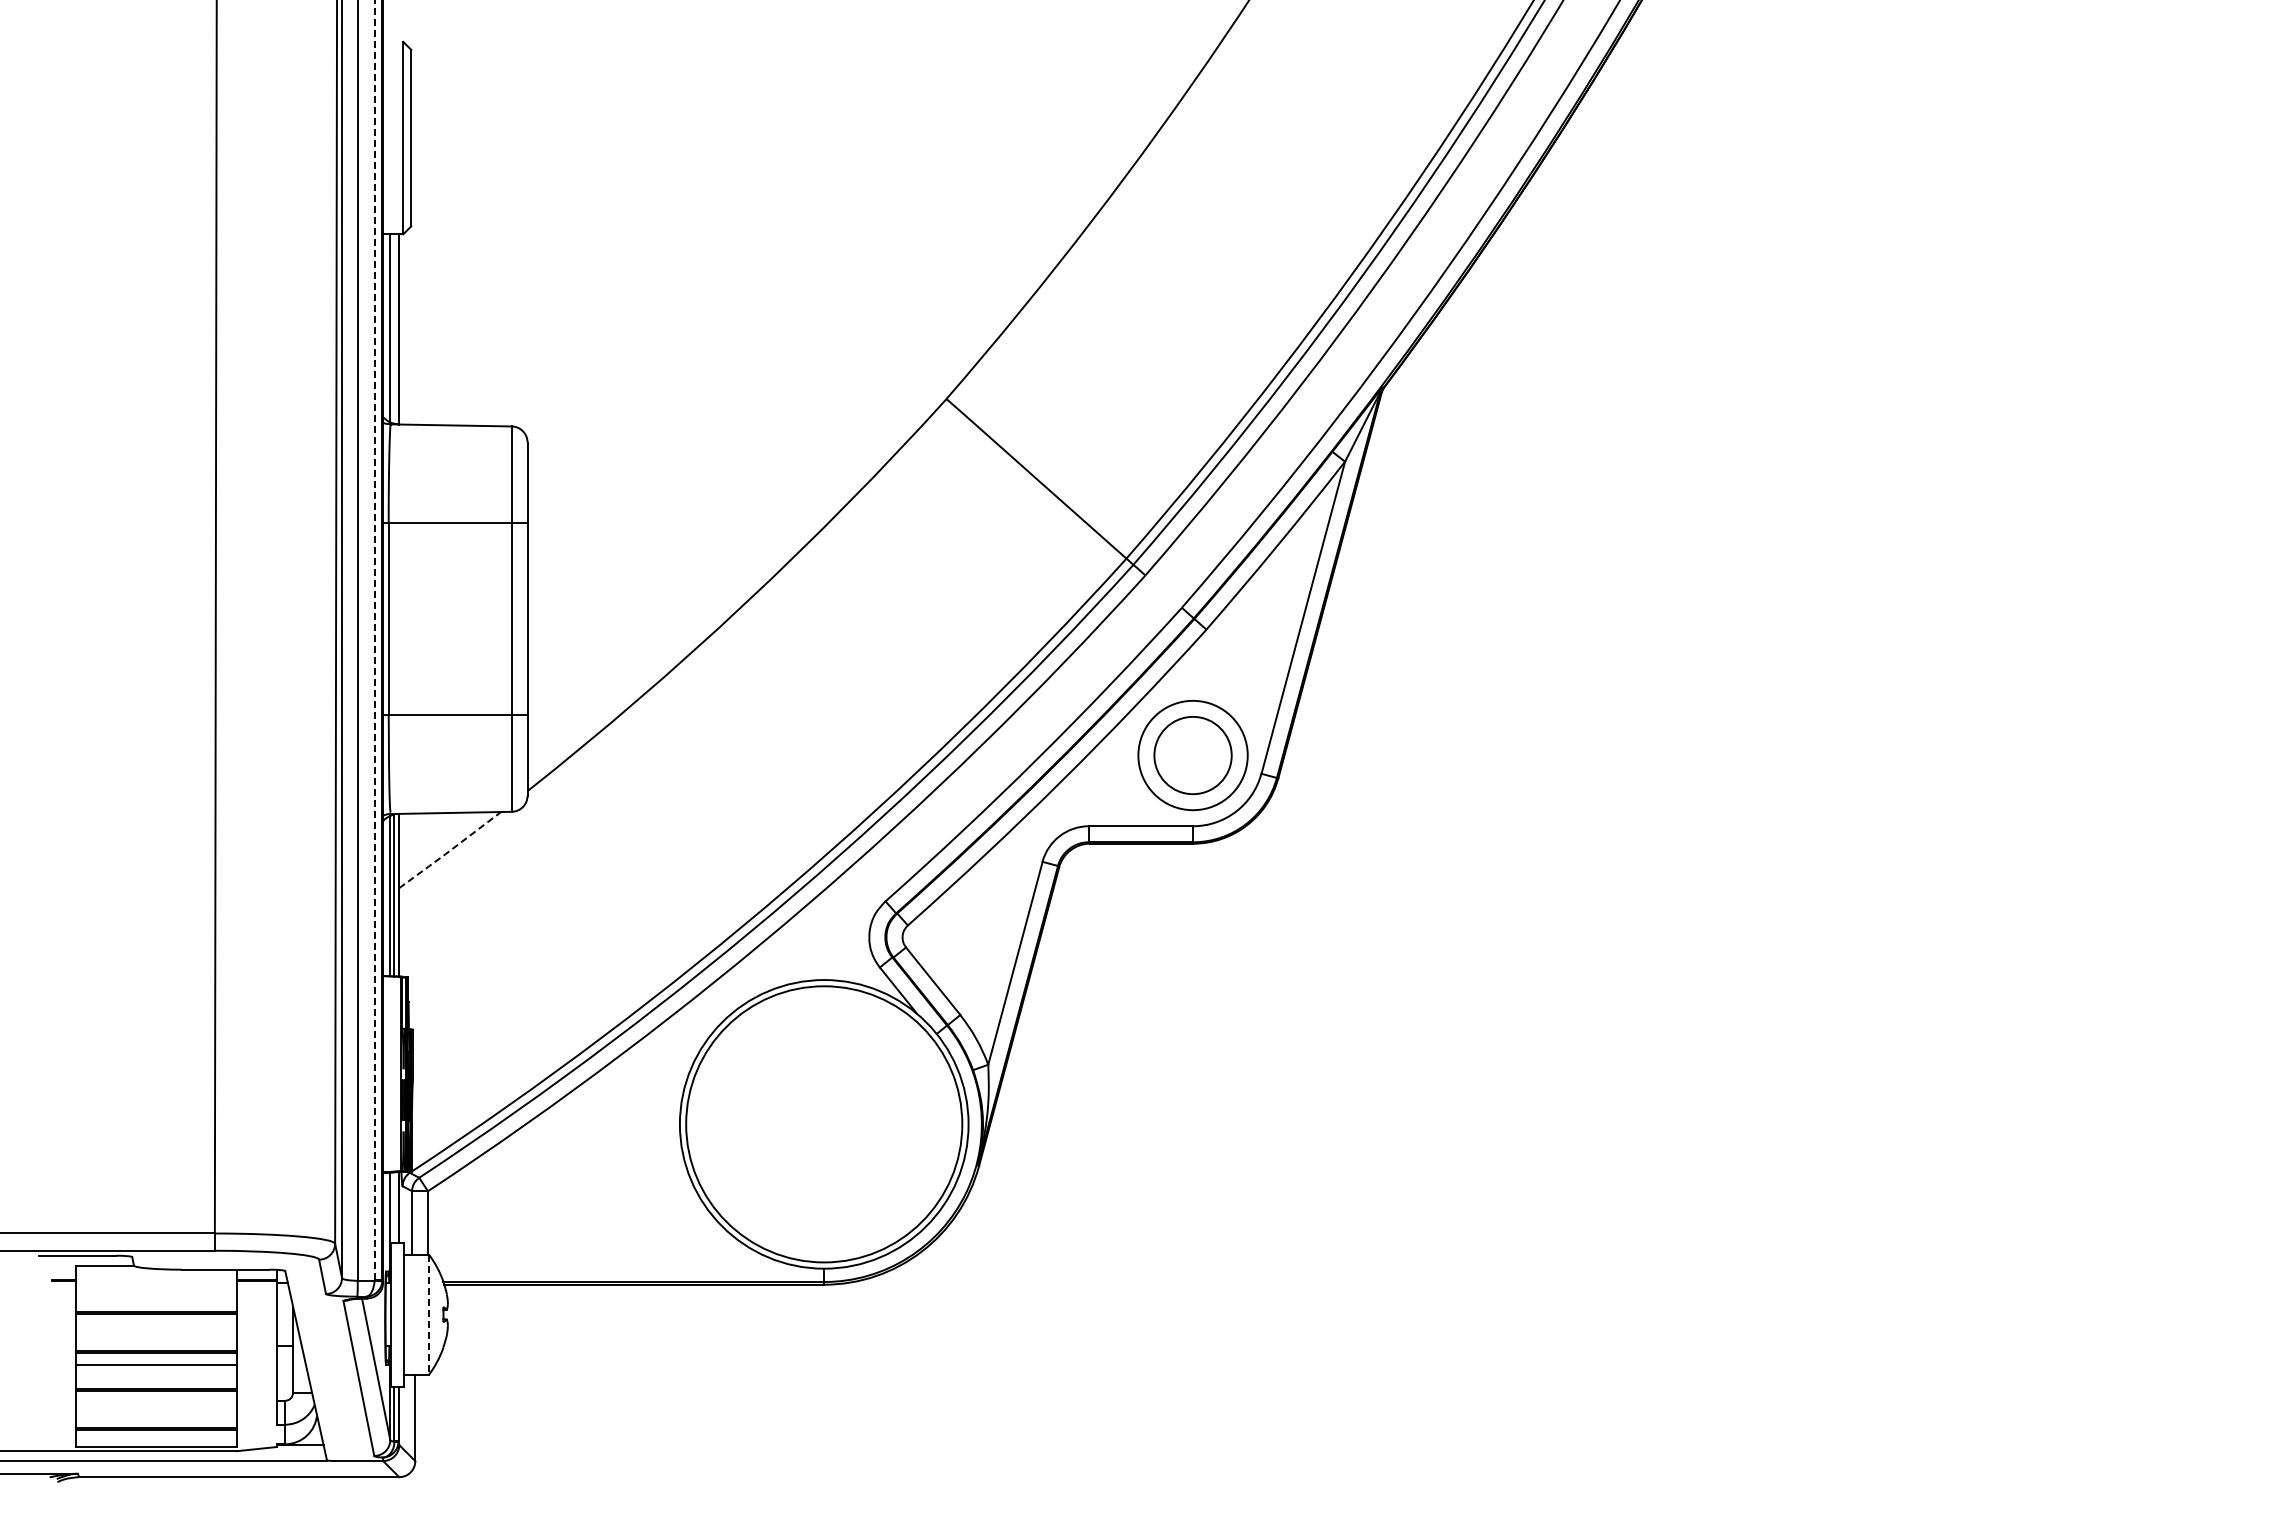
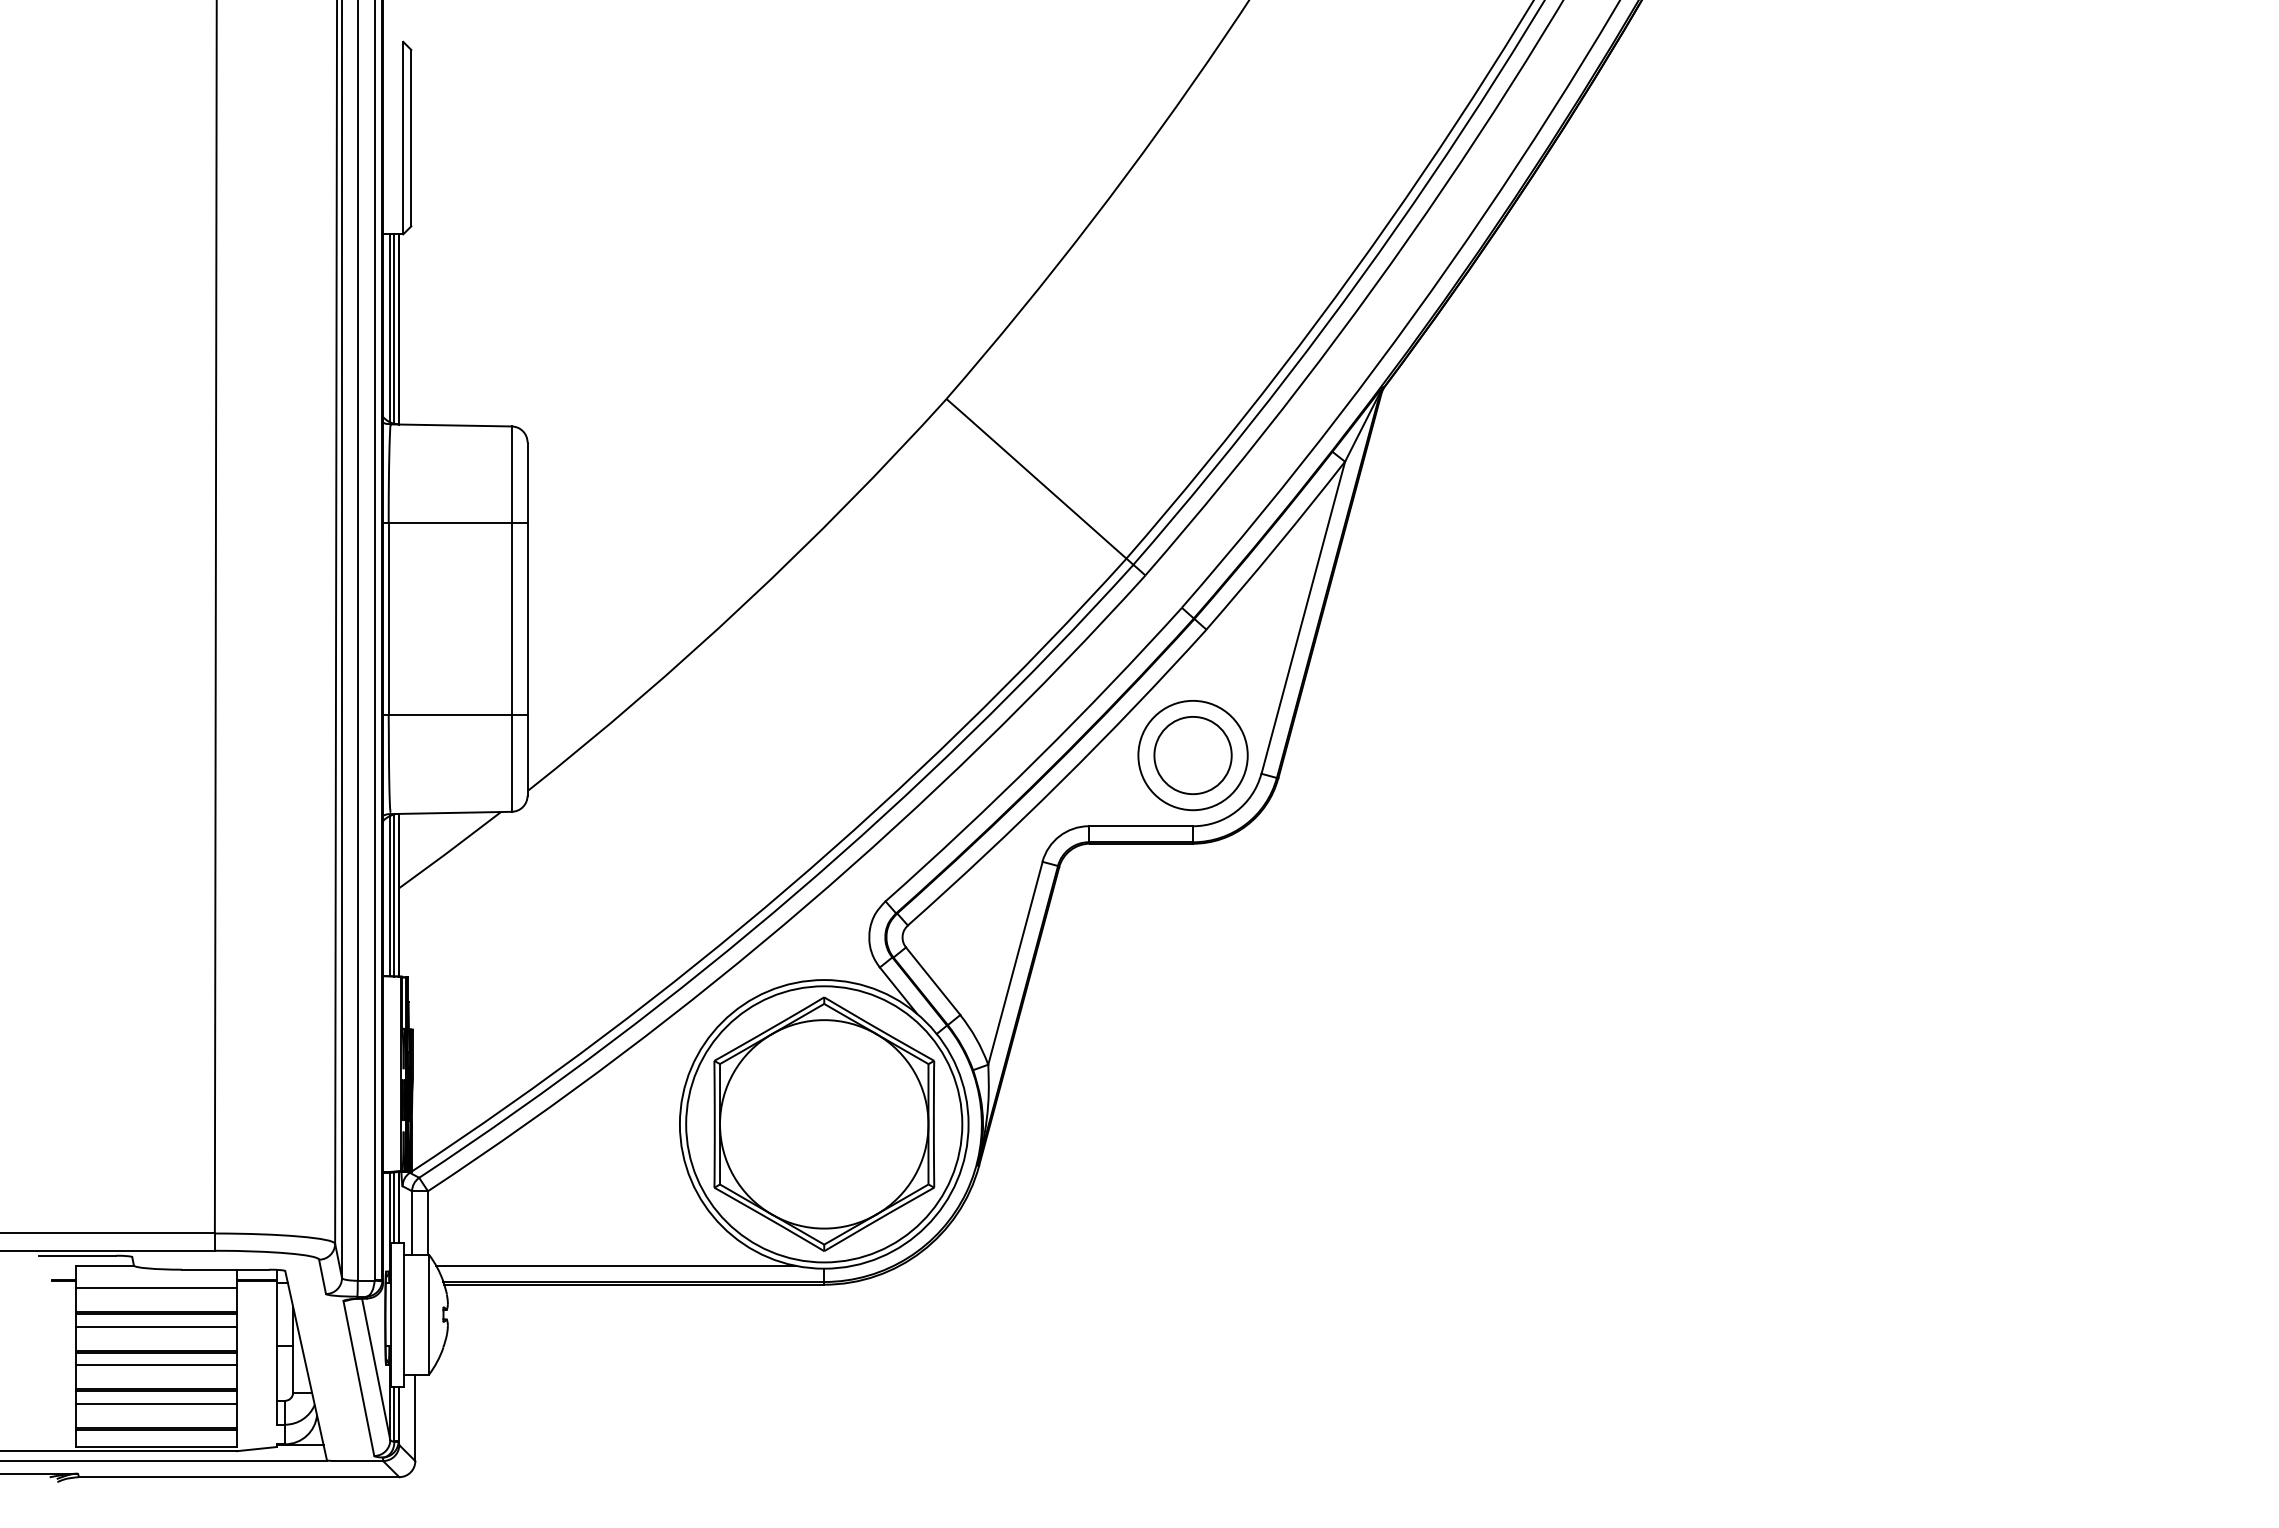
line: none -> present (394, 328)
line: dashed -> solid (374, 640)
line: dashed -> solid (450, 850)
part: none -> present (824, 1123)
line: none -> present (394, 1207)
line: none -> present (616, 1265)
line: none -> present (156, 1288)
line: dashed -> solid (428, 1315)
line: none -> present (156, 1326)
line: none -> present (156, 1403)
